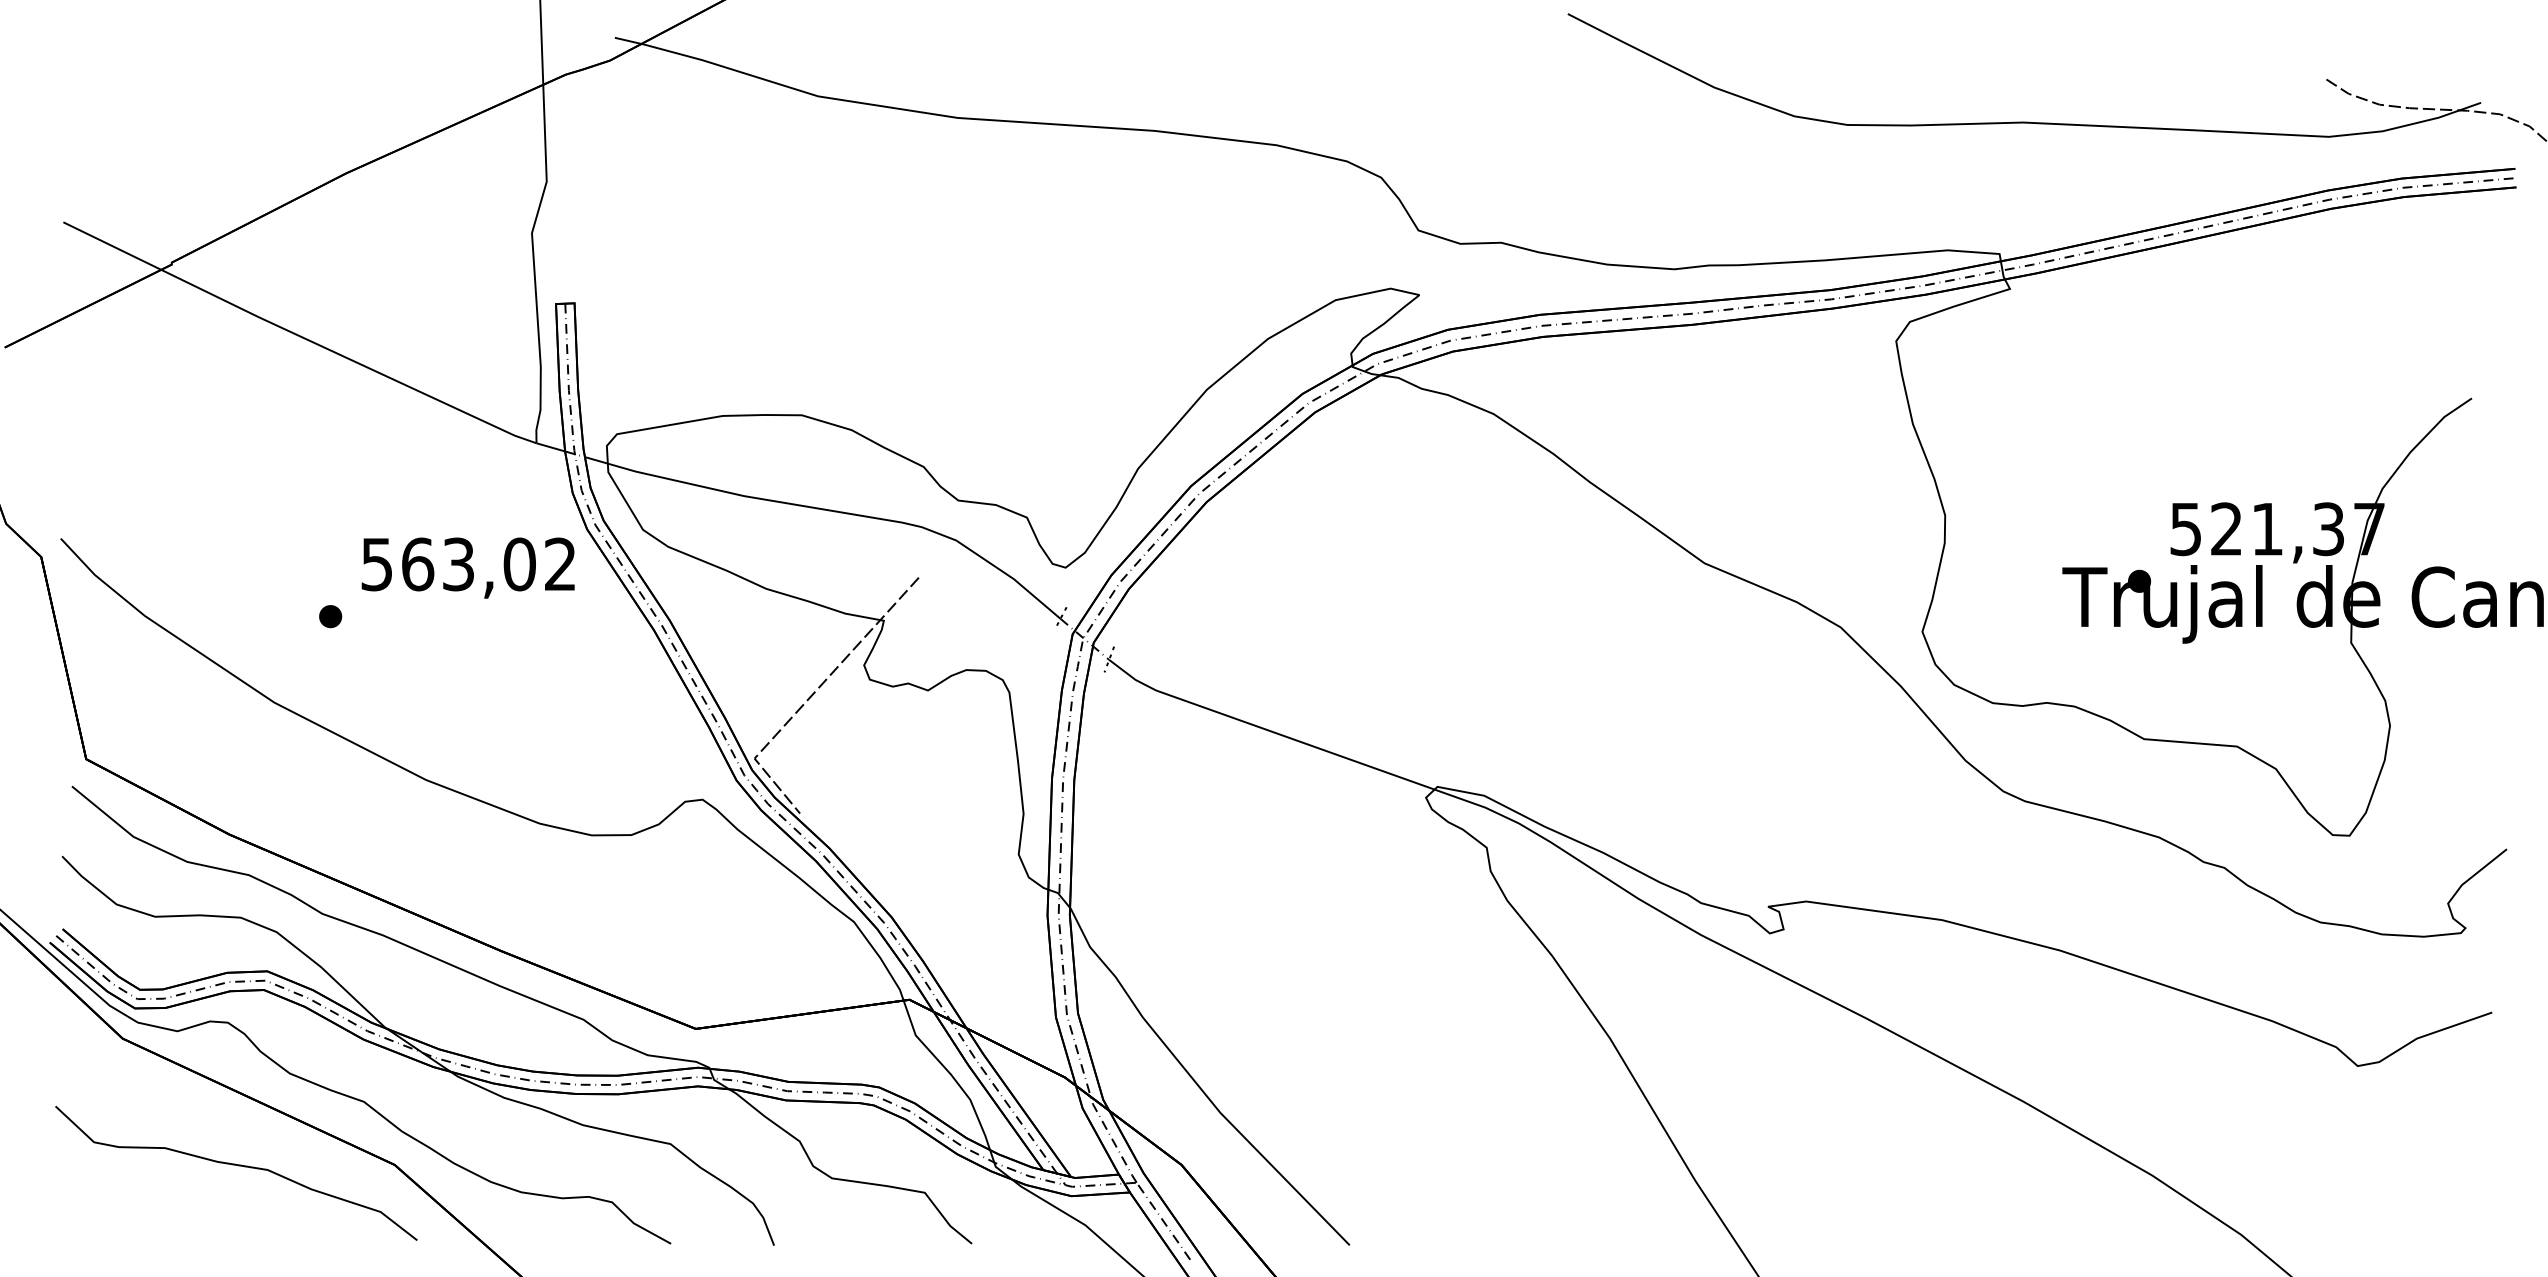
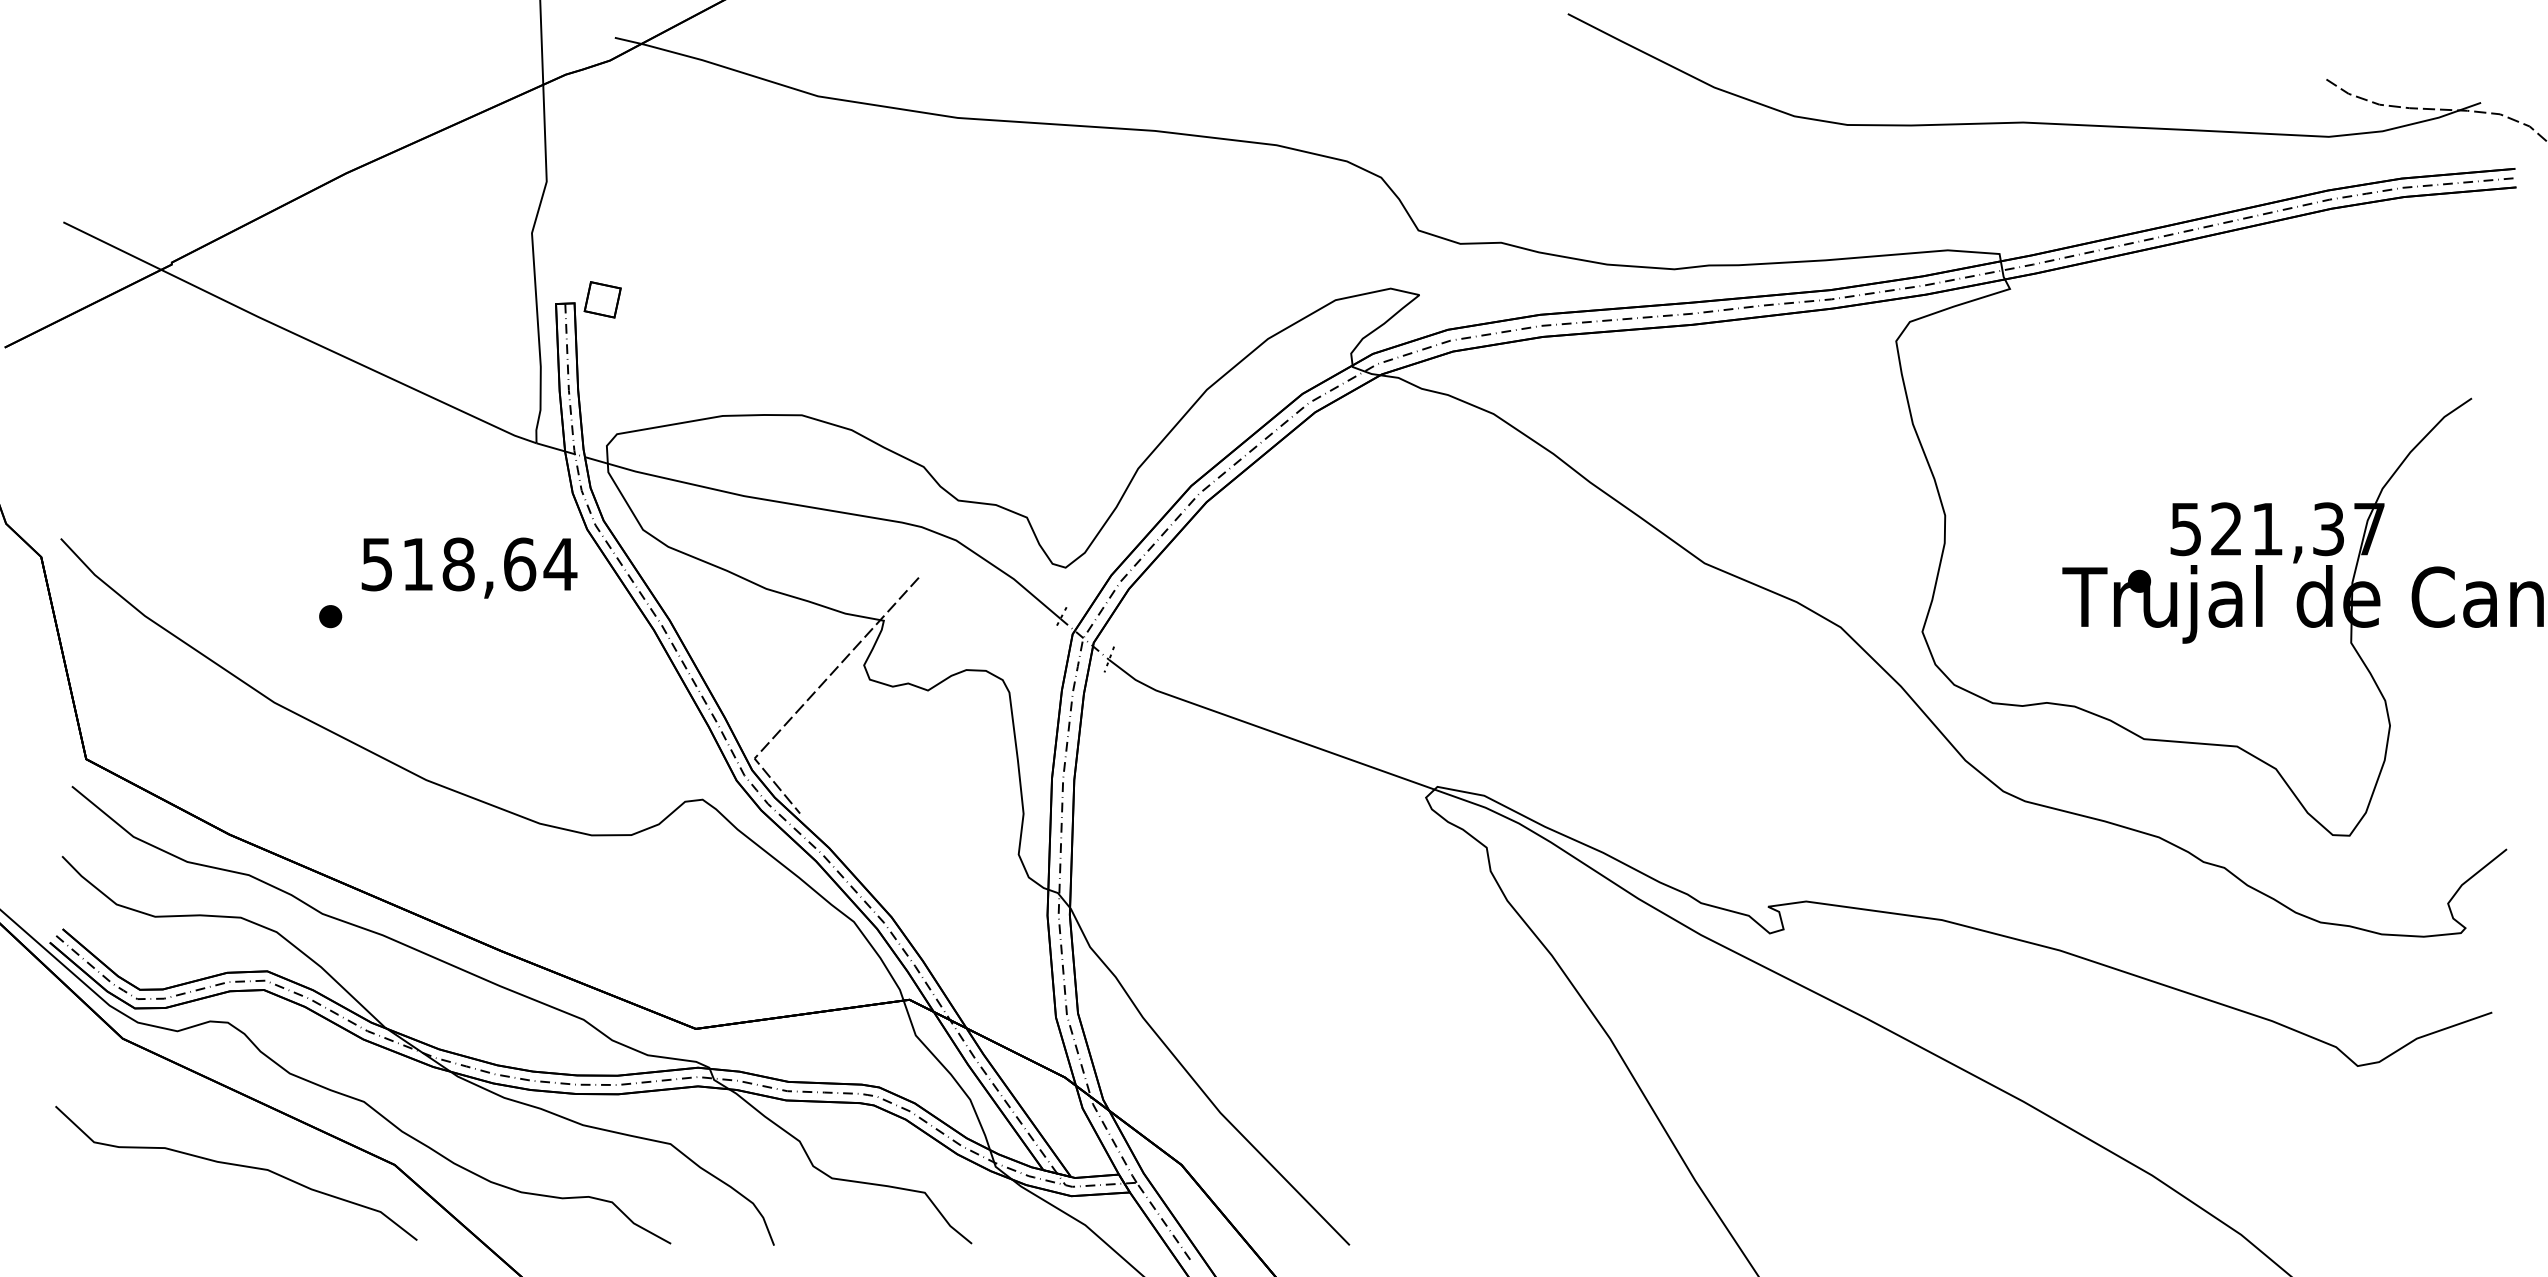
part: none -> present (602, 299)
text: 563,02 -> 518,64 (489, 564)
